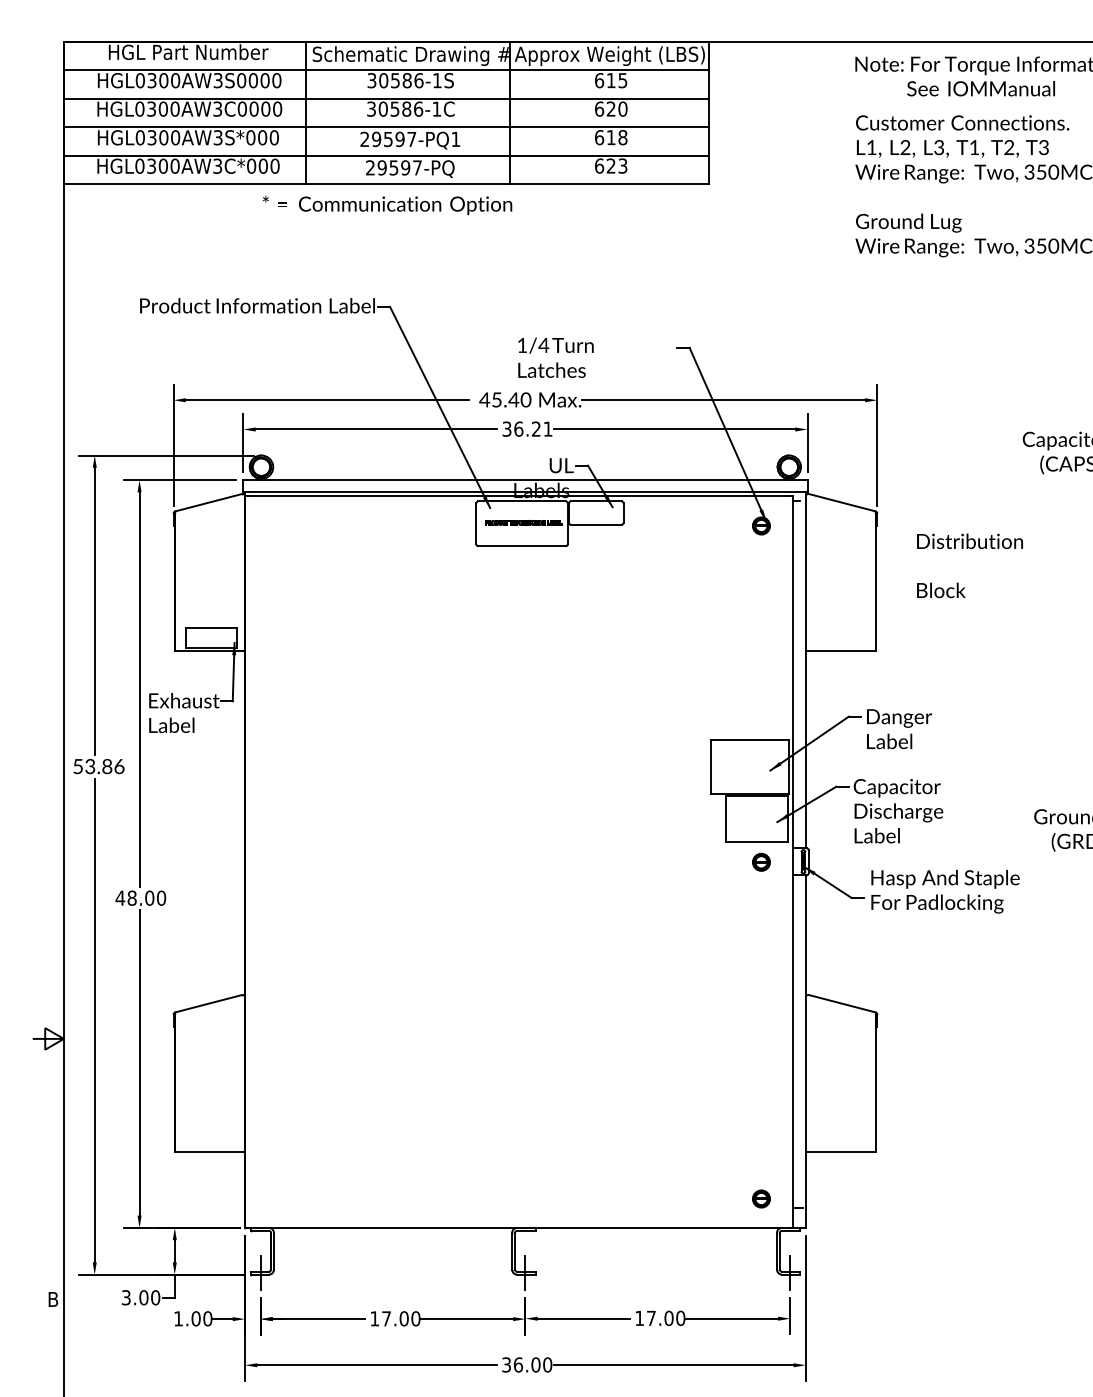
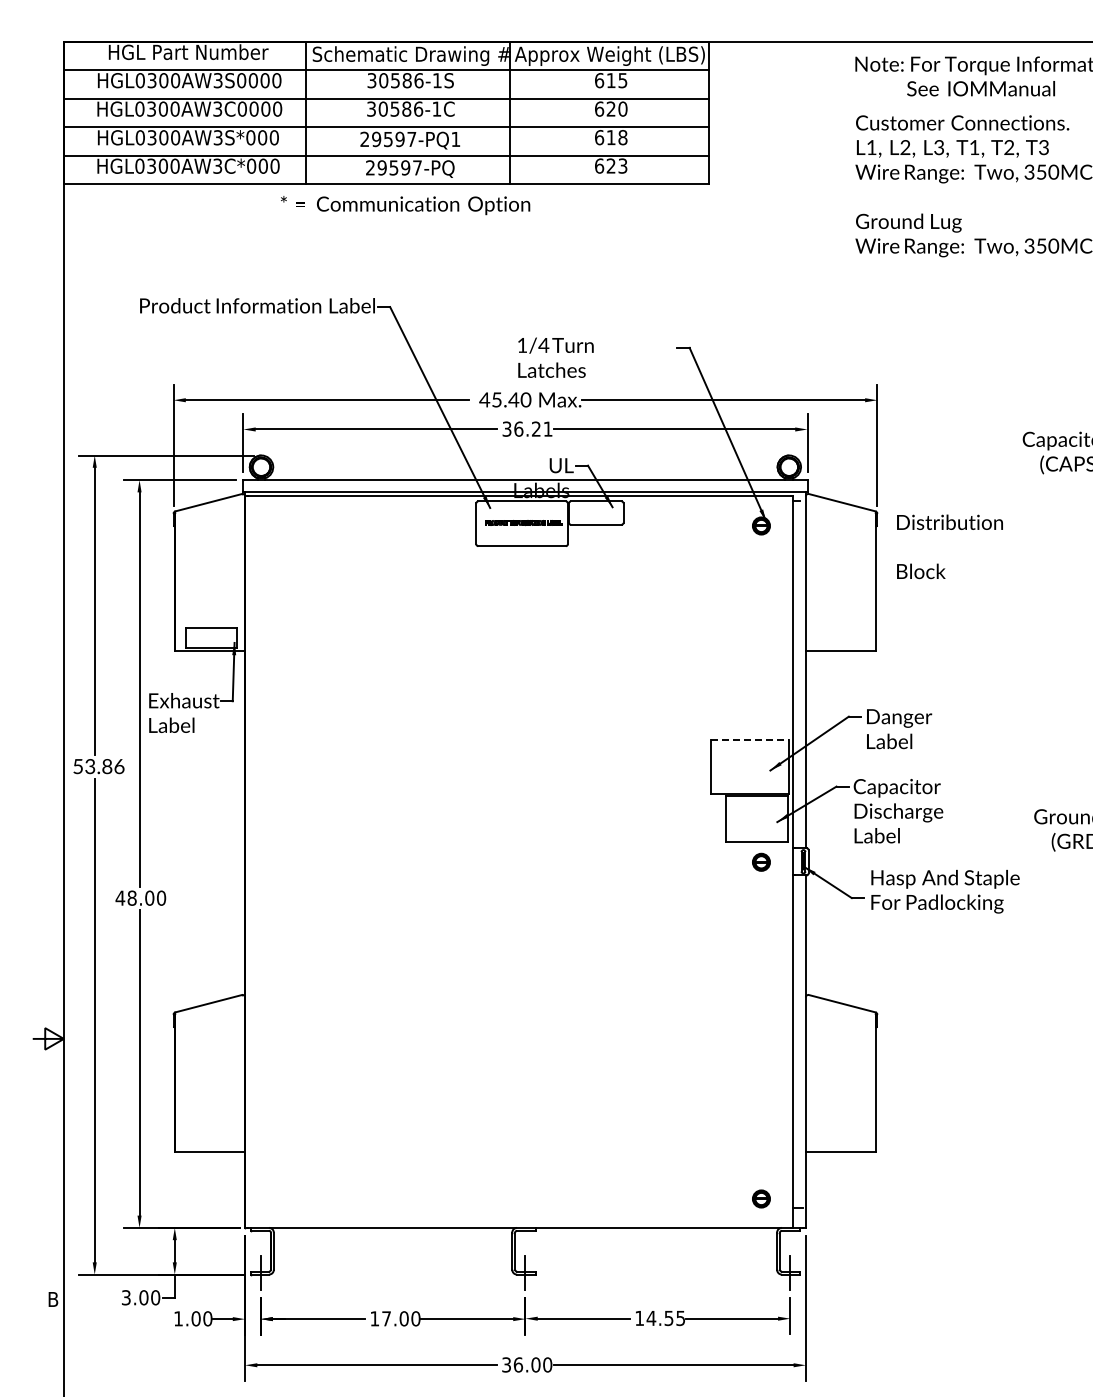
text position: (387, 205) -> (405, 205) (405, 205)
text position: (969, 565) -> (949, 546) (949, 546)
line: solid -> dashed (750, 739)
text: 17.00 -> 14.55 (665, 1318)
